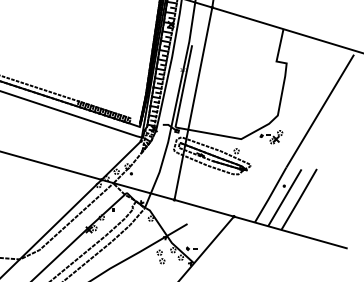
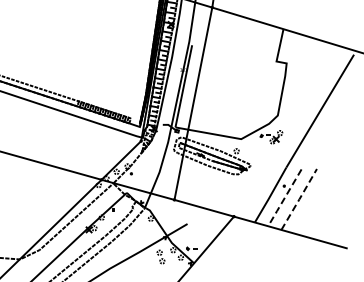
line: solid -> dashed (284, 198)
line: solid -> dashed (299, 199)
